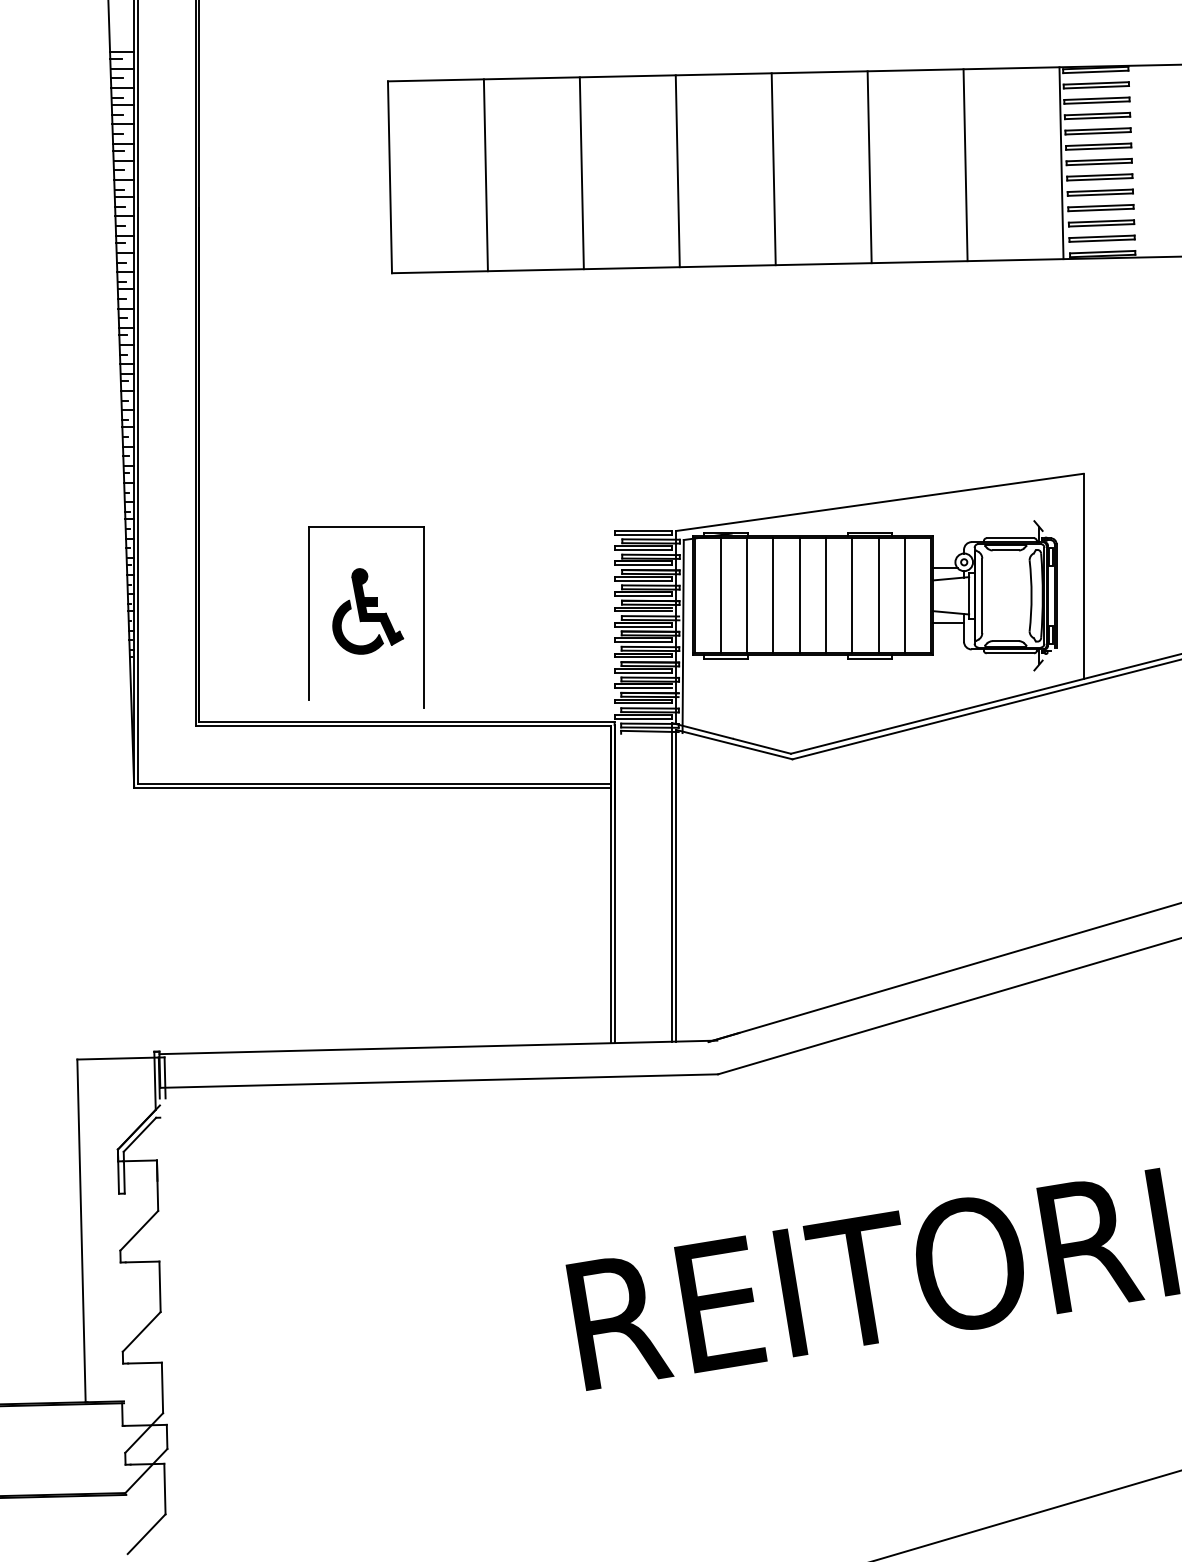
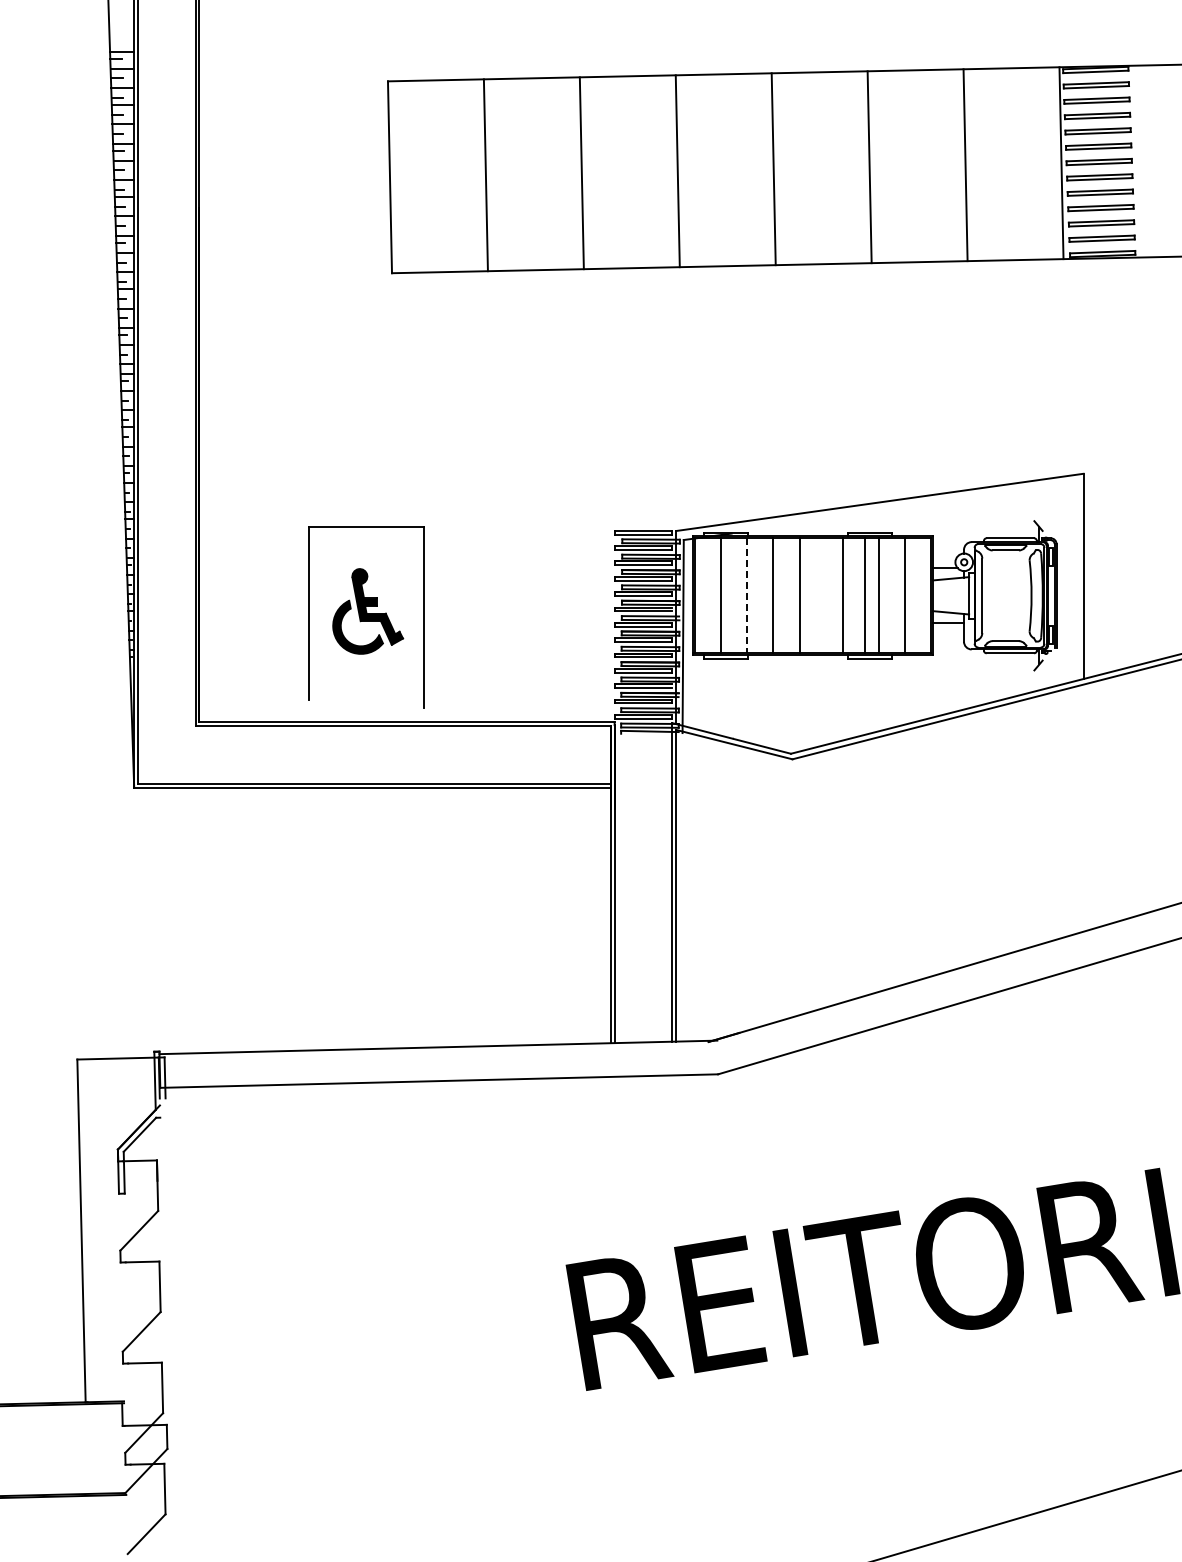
line: solid -> dashed (747, 595)
line position: (825, 595) -> (842, 595) (842, 595)
line position: (852, 595) -> (865, 595) (865, 595)
